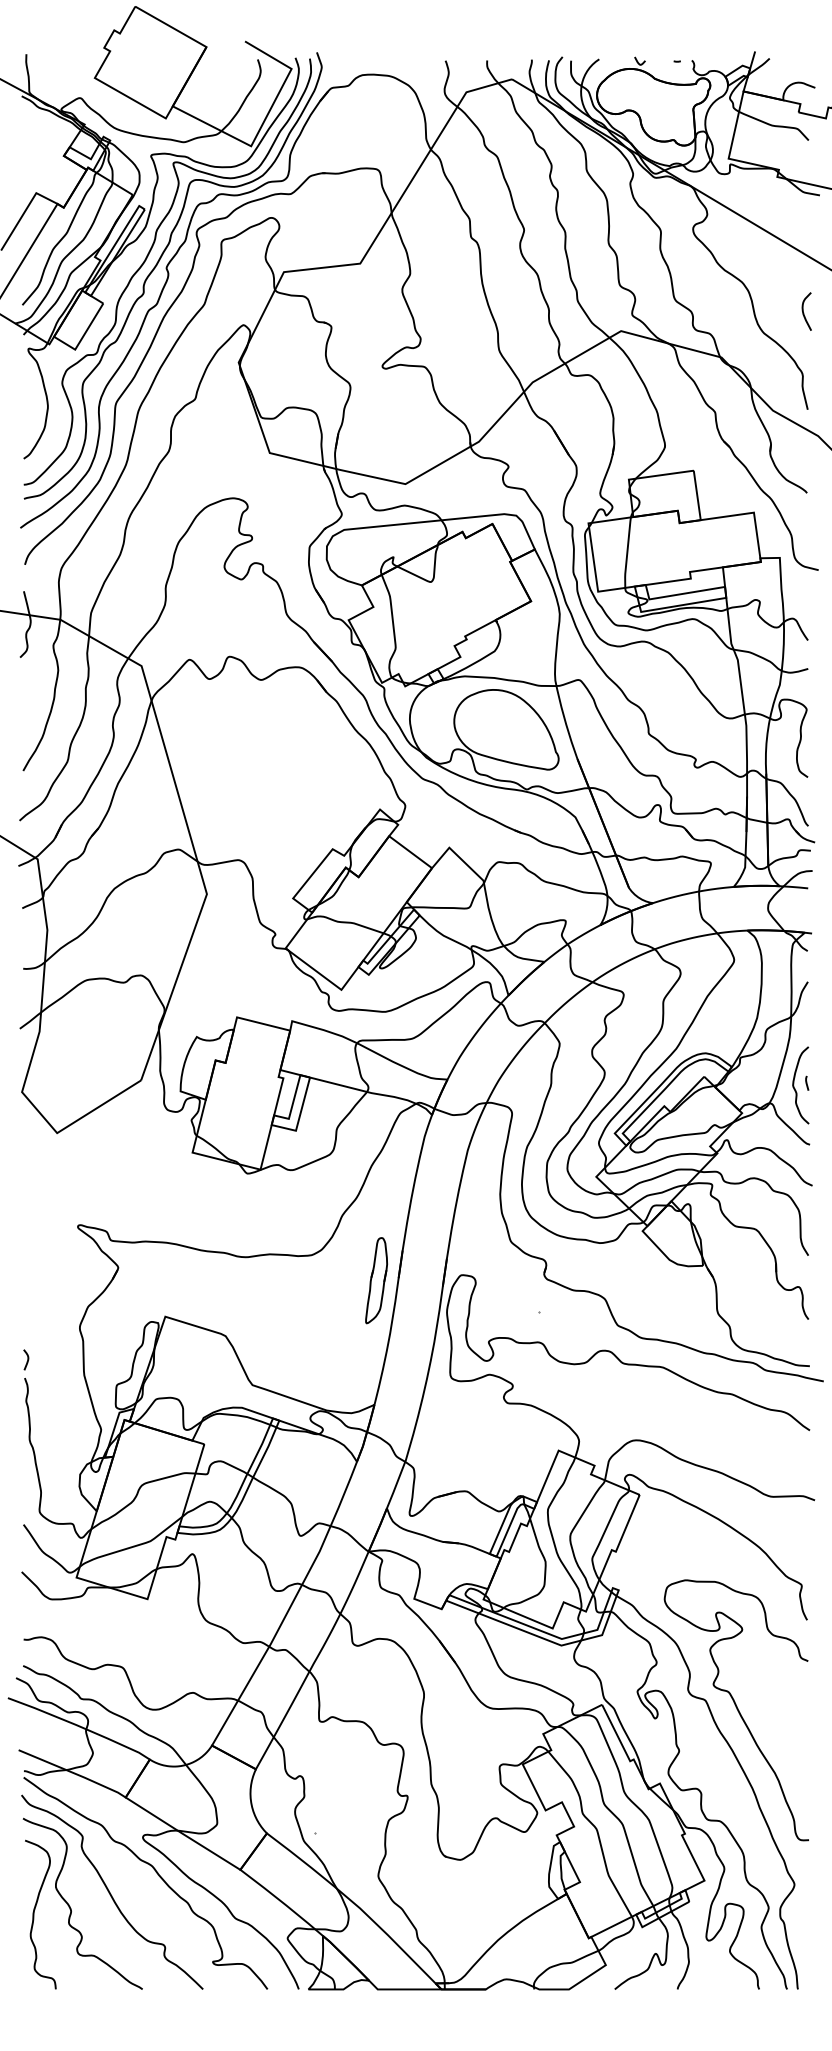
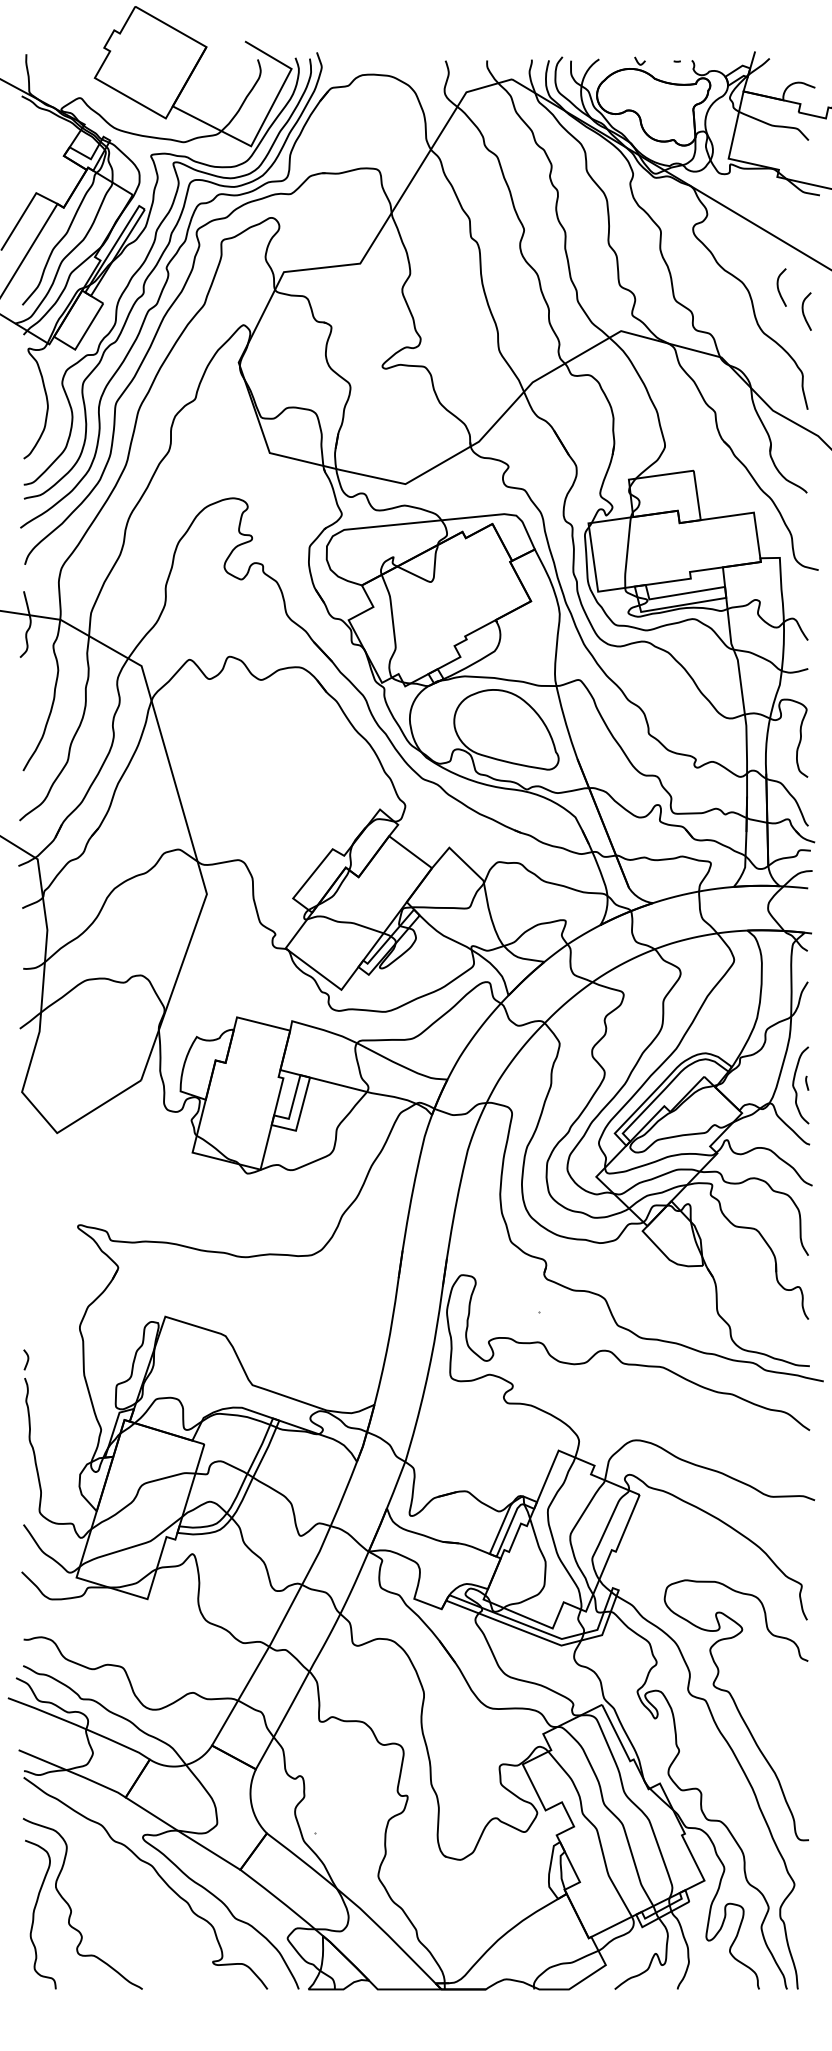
curve: none -> present (779, 289)
part: present -> none (376, 1280)
curve: present -> none (110, 1892)
